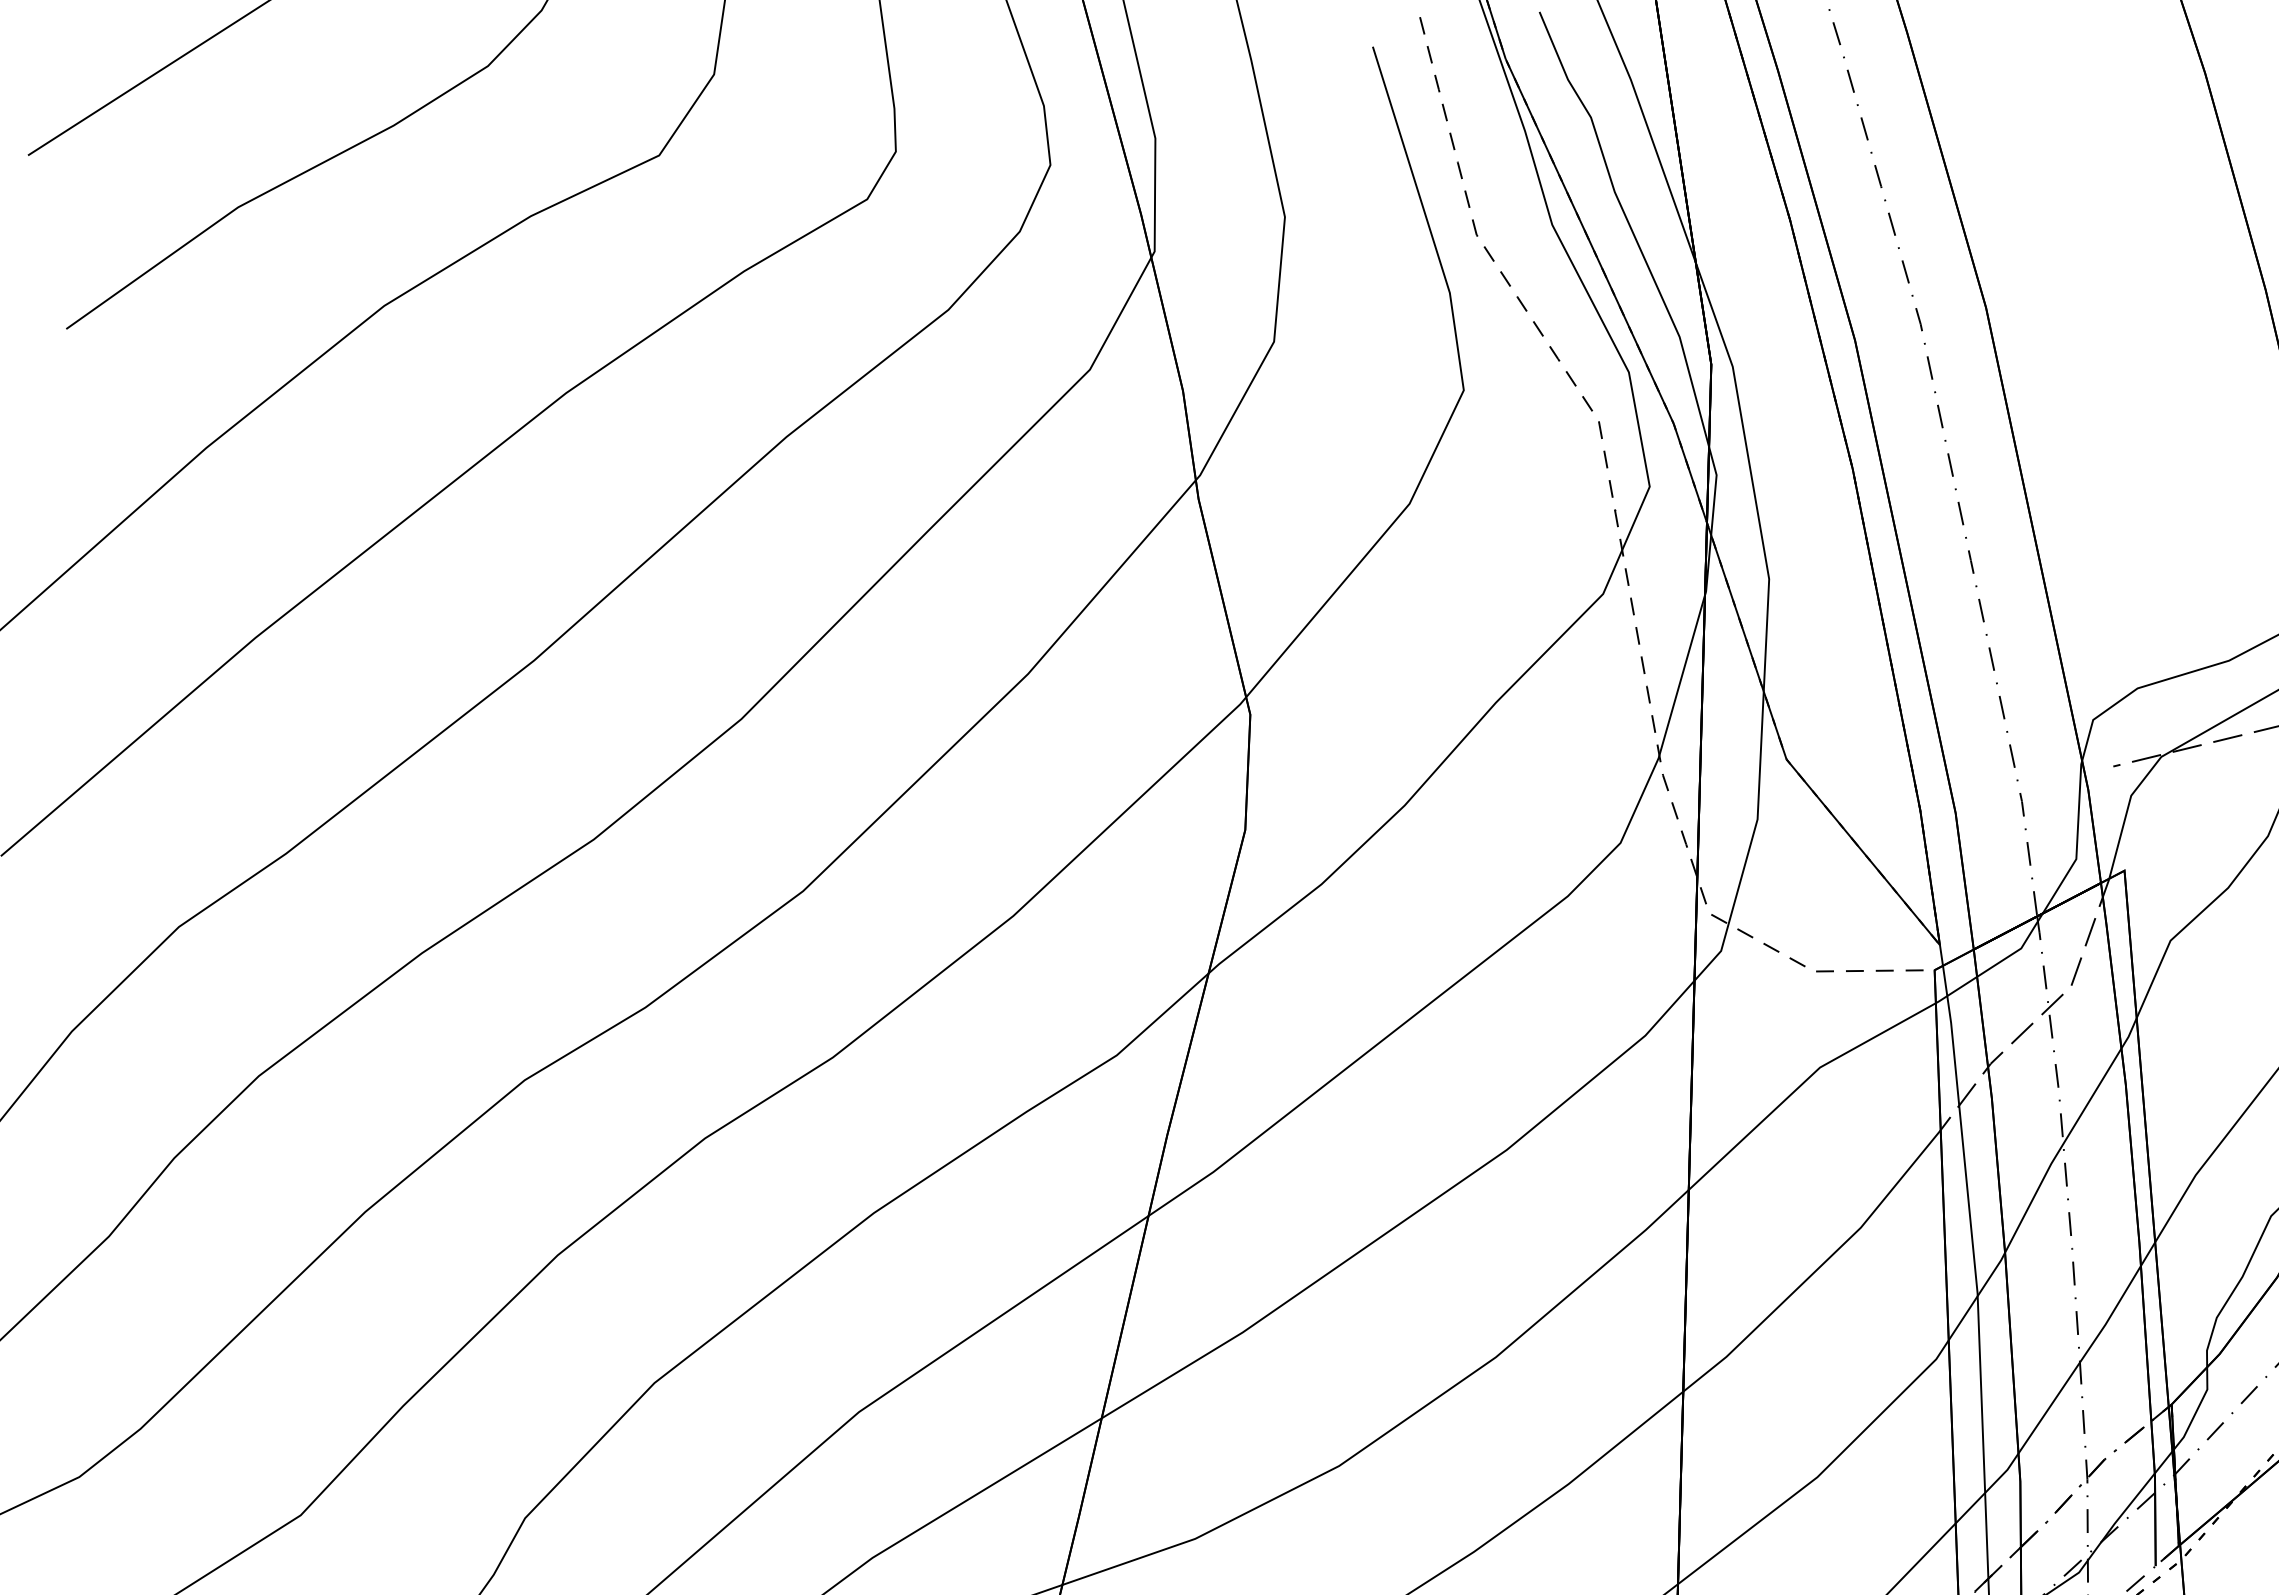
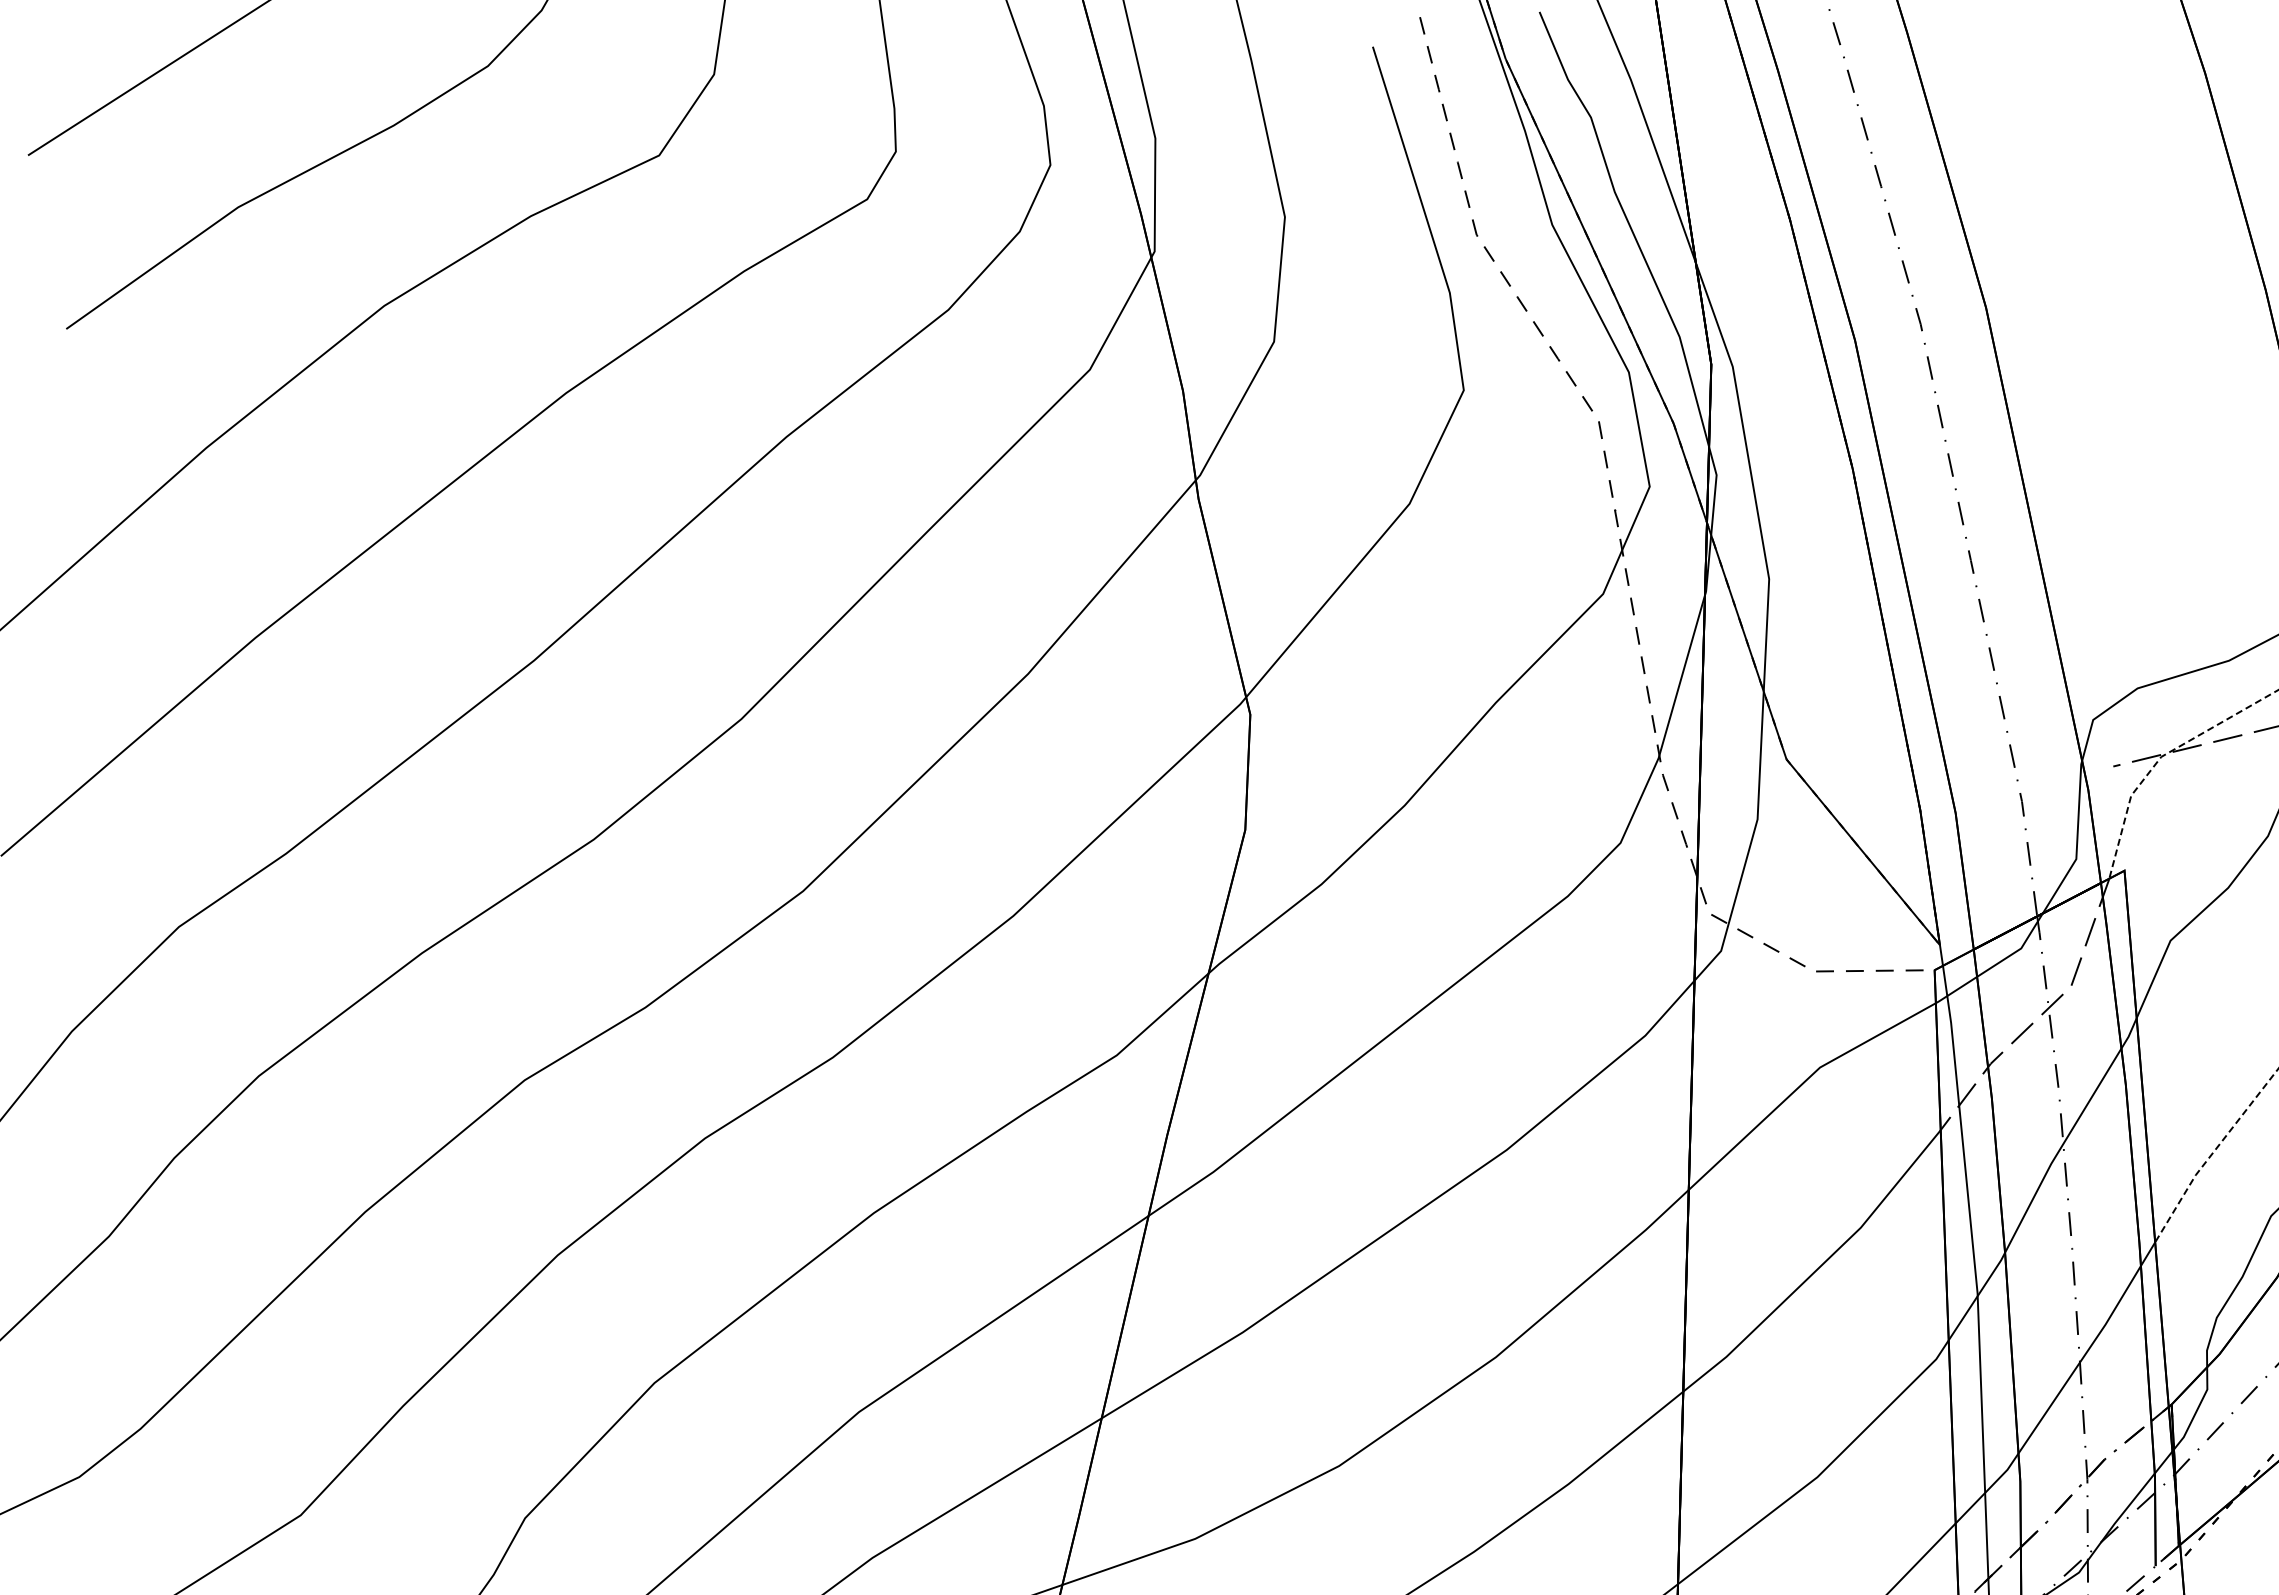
line: solid -> dashed (2161, 756)
line: solid -> dashed (2212, 1153)
